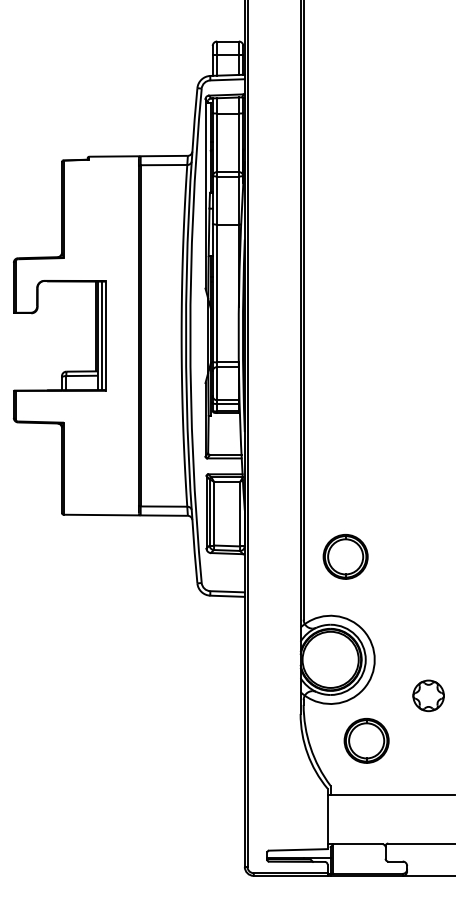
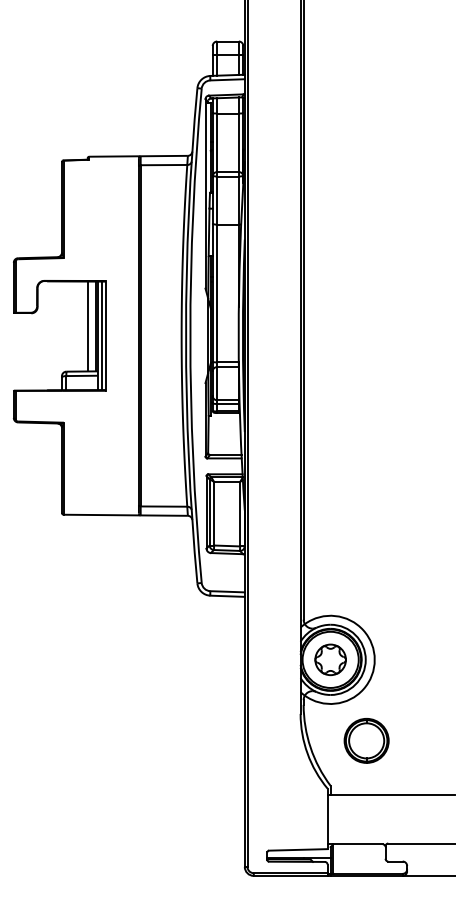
line: none -> present (87, 326)
part: present -> none (345, 556)
part position: (428, 695) -> (330, 659) (330, 659)
